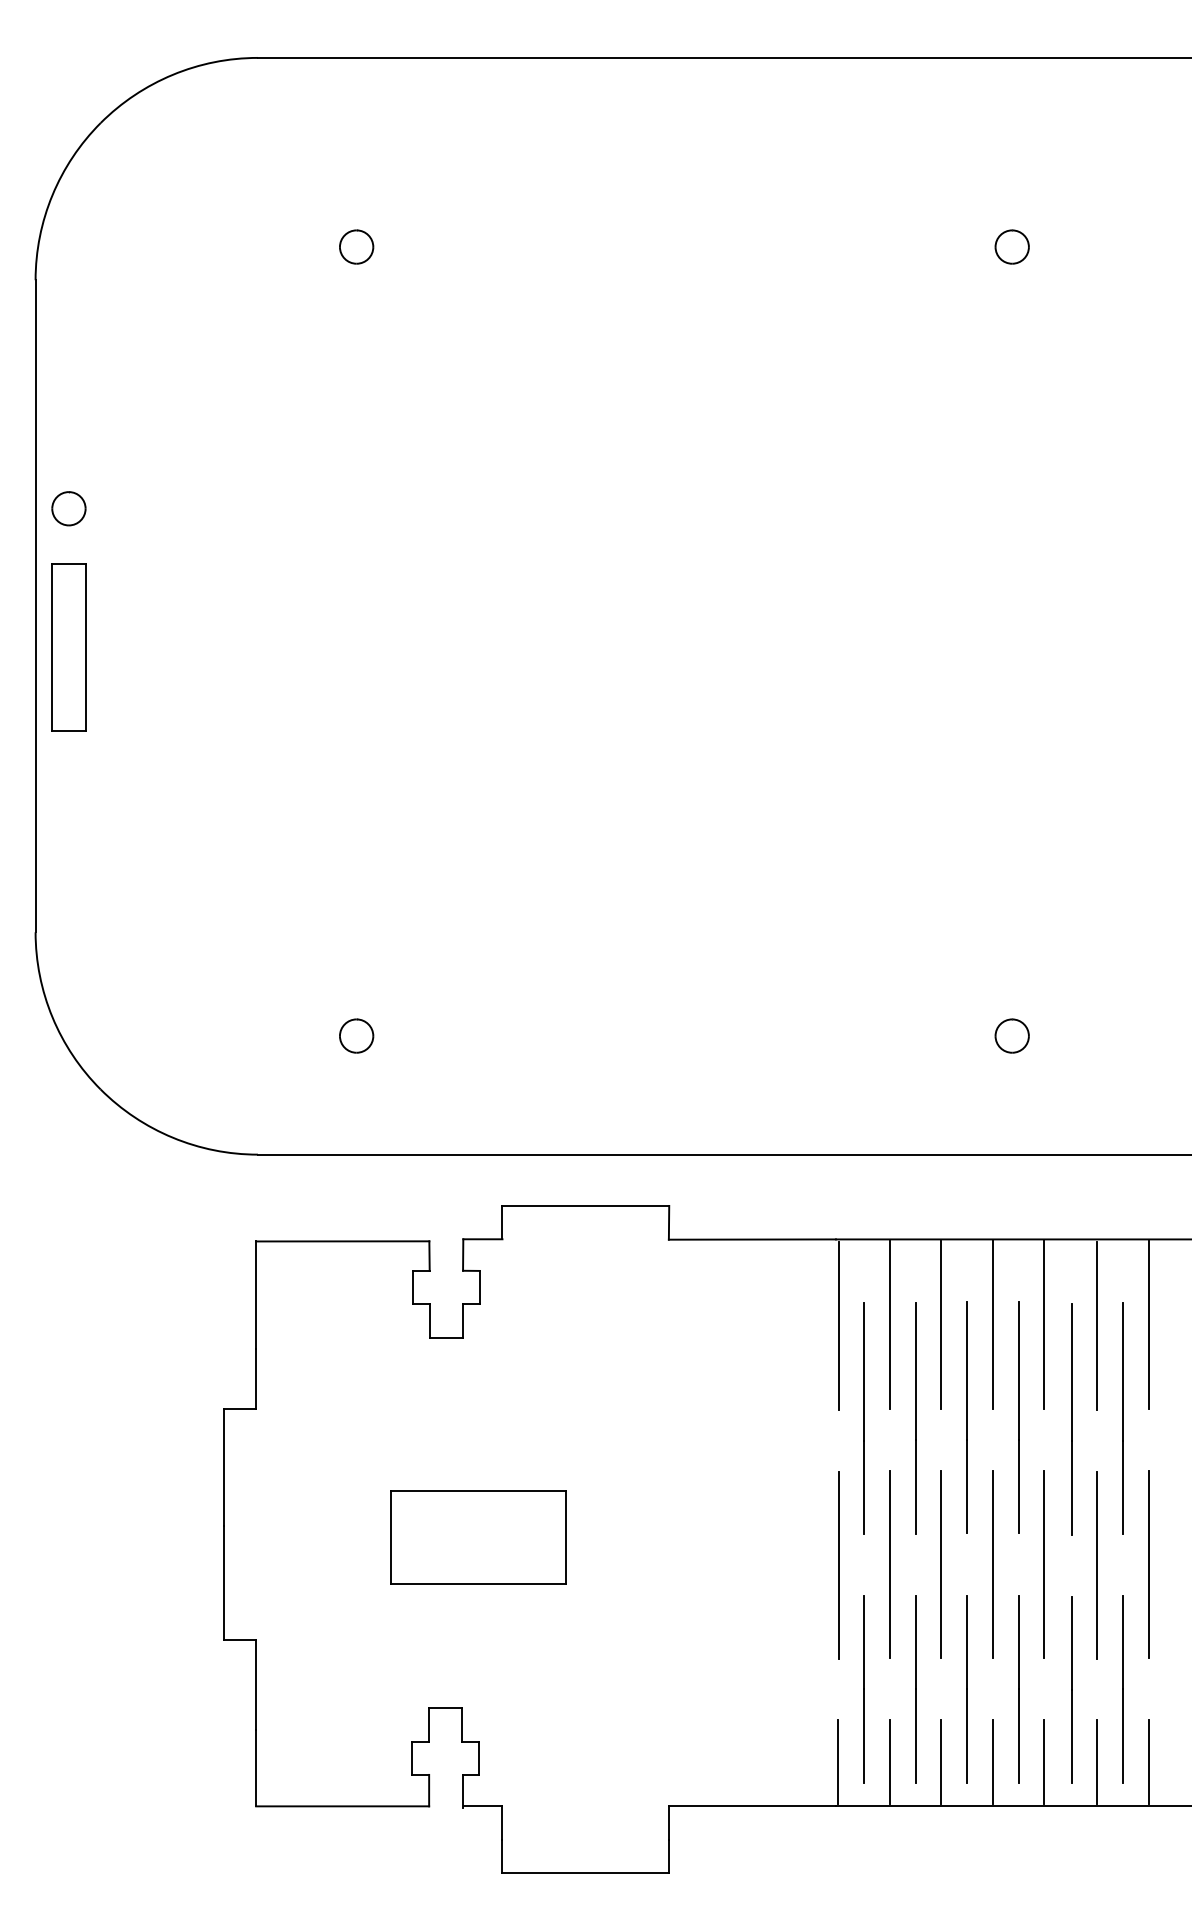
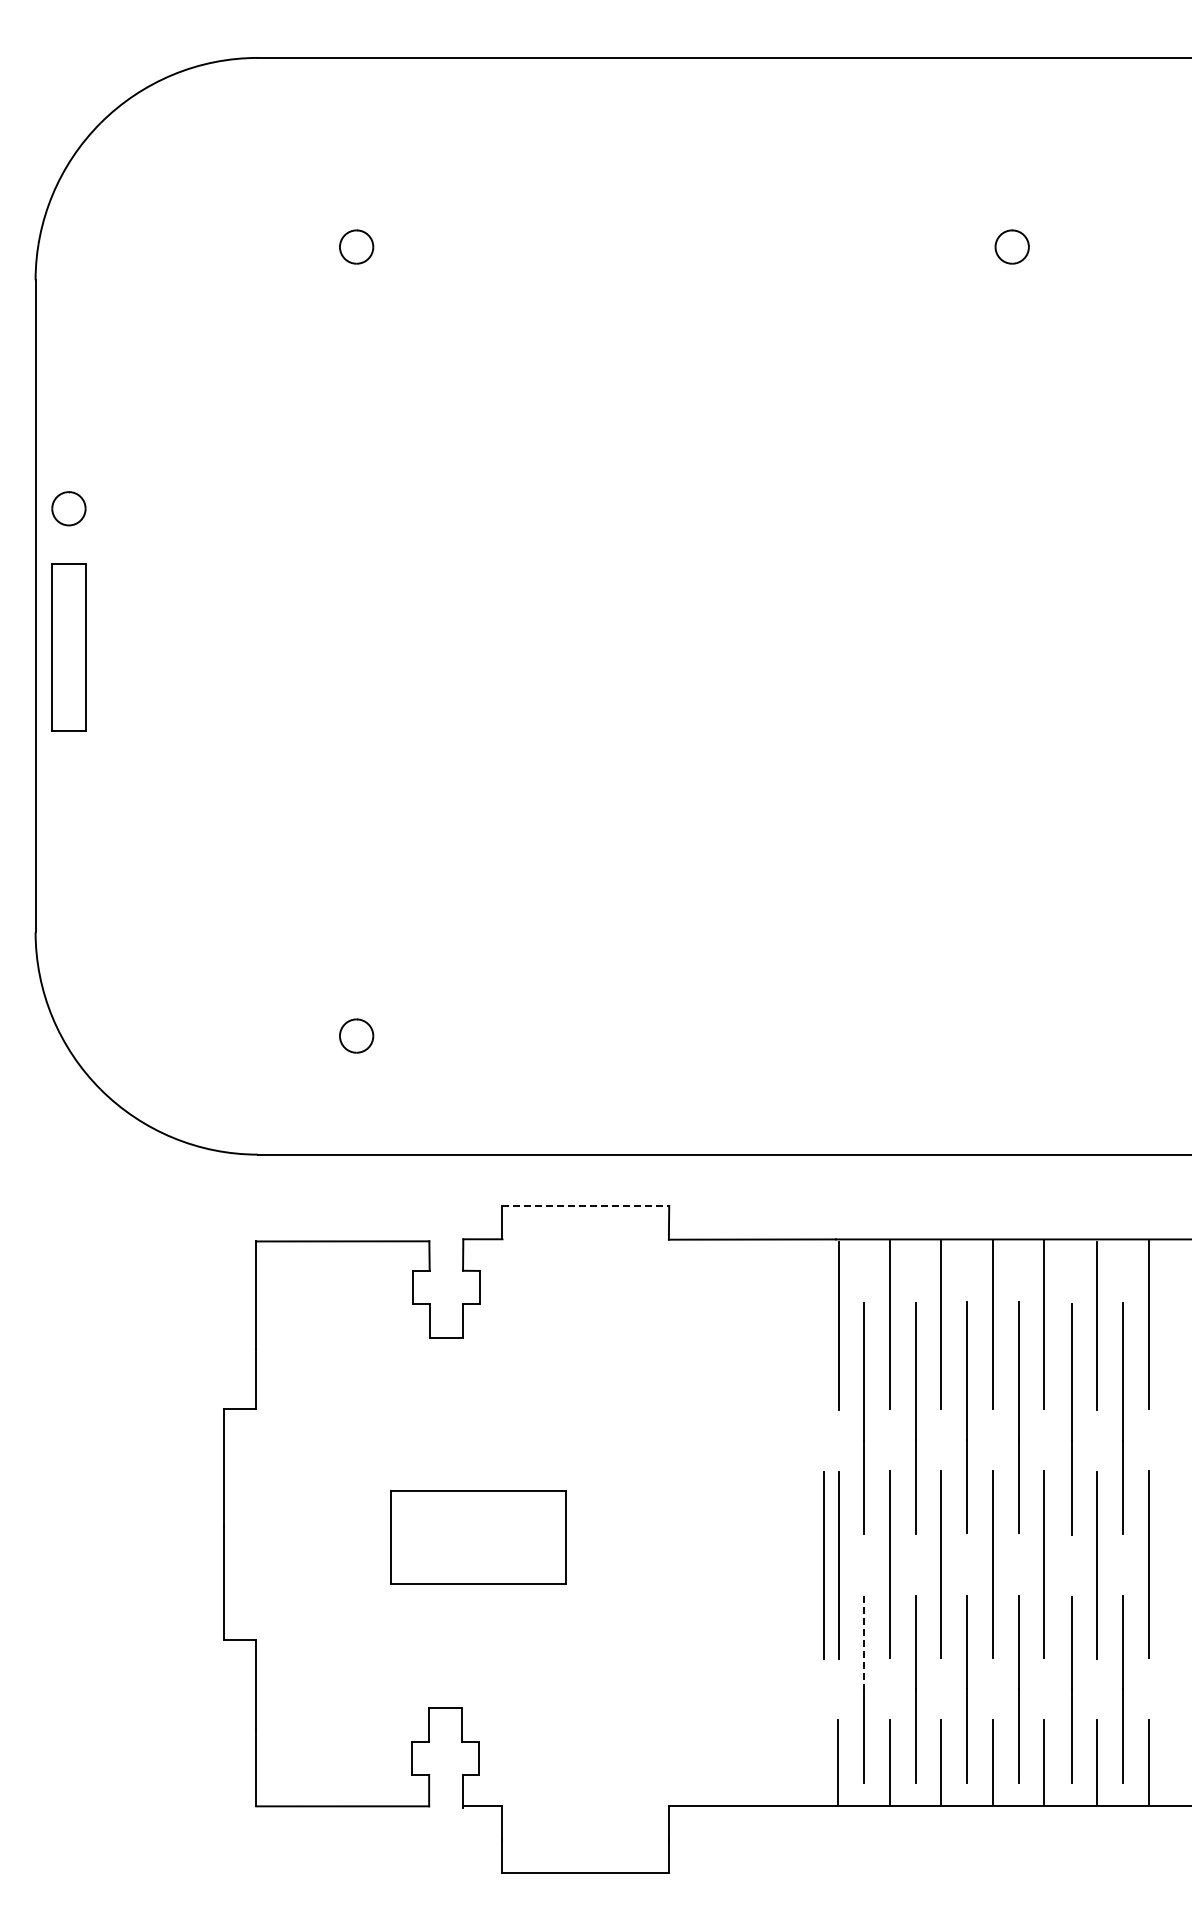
part: present -> none (1011, 1035)
line: solid -> dashed (586, 1205)
line: none -> present (823, 1565)
line: solid -> dashed (864, 1642)
